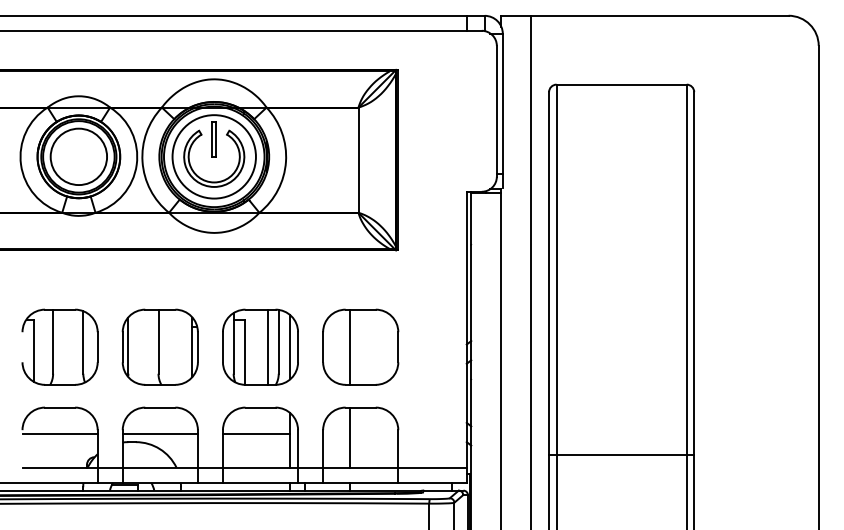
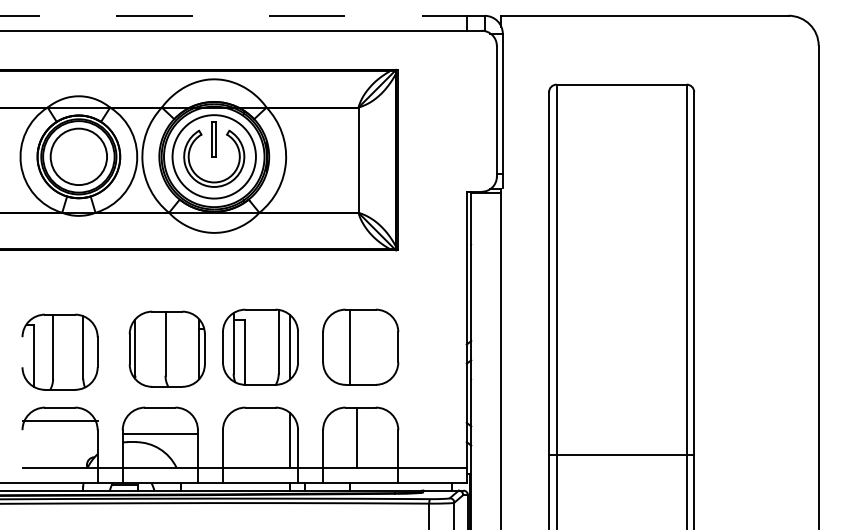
line: solid -> dashed (233, 15)
line: present -> none (531, 270)
part position: (59, 346) -> (59, 351) (59, 351)
part position: (159, 346) -> (166, 348) (166, 348)
line: present -> none (267, 346)
line position: (59, 433) -> (59, 420) (59, 420)
line: present -> none (256, 433)
line position: (350, 437) -> (357, 437) (357, 437)
